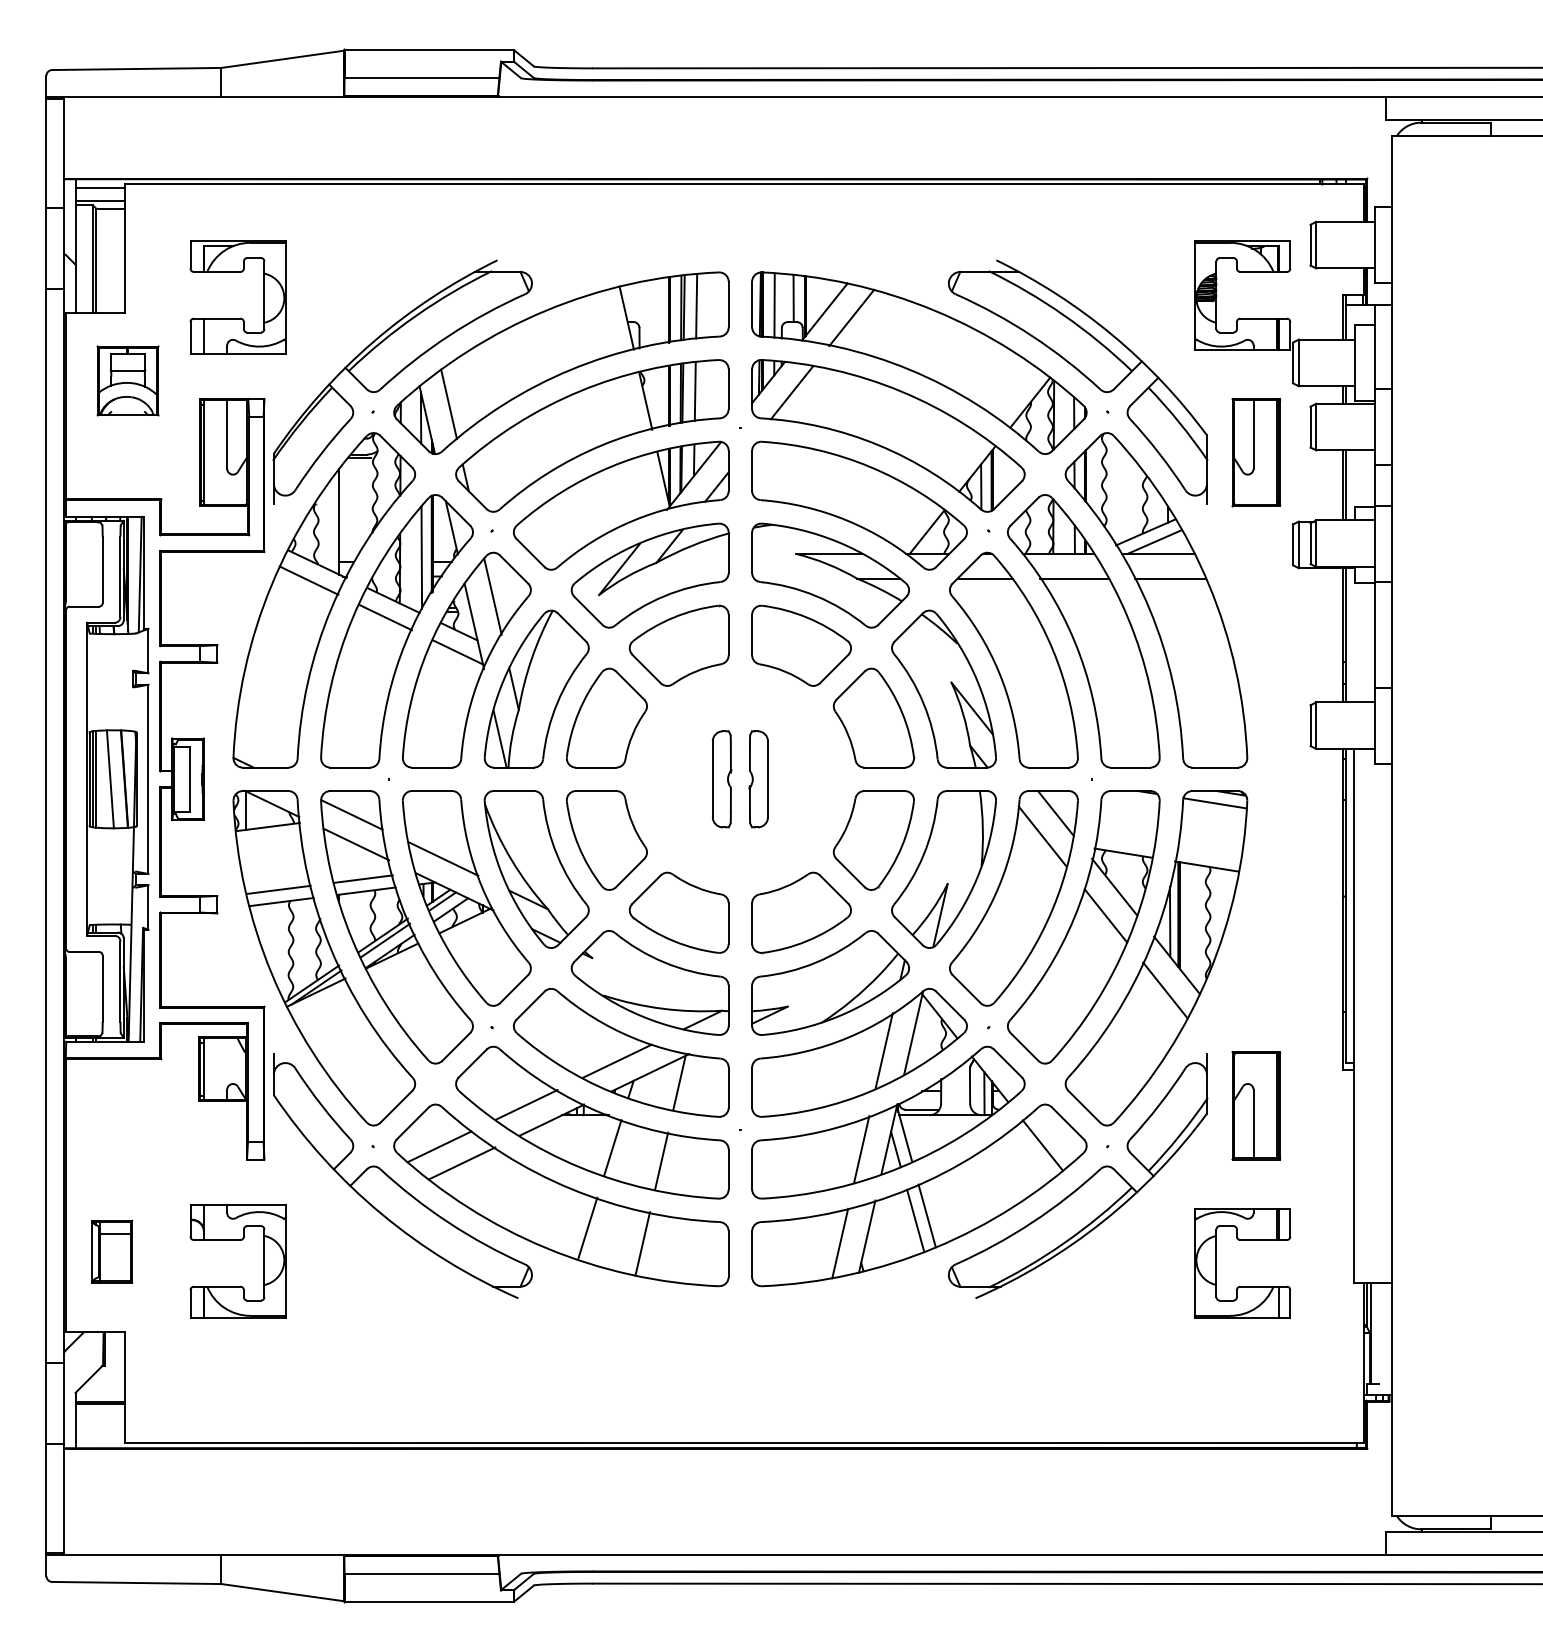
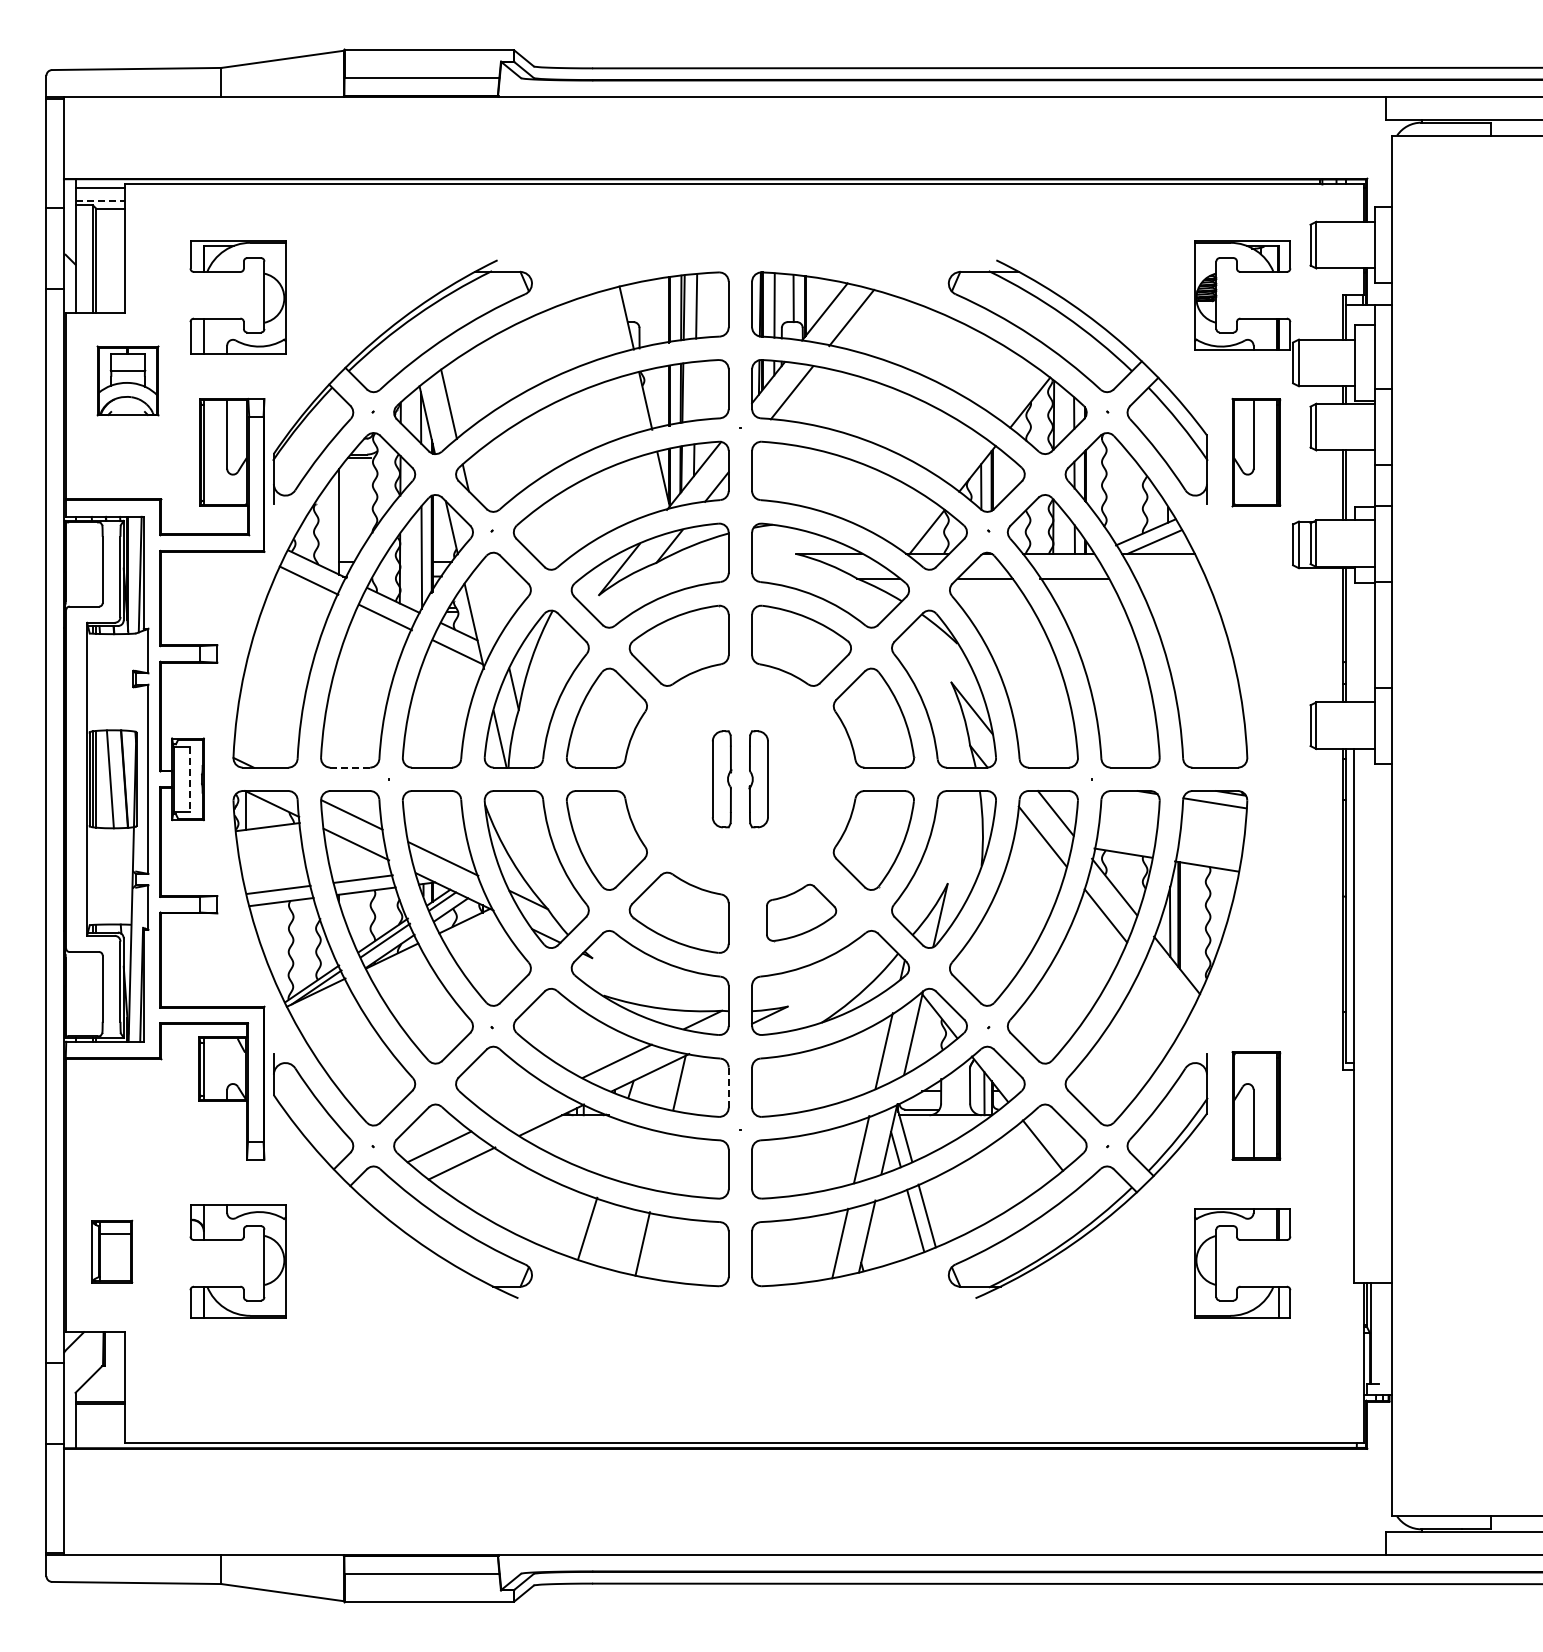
line: solid -> dashed (100, 200)
line: present -> none (694, 391)
line: present -> none (1170, 578)
line: present -> none (492, 596)
line: solid -> dashed (350, 767)
line: solid -> dashed (189, 779)
part size: 101x84 px -> 72x60 px (801, 912)
line: present -> none (1165, 990)
line: solid -> dashed (728, 1088)
line: present -> none (526, 1104)
line: present -> none (612, 1147)
line: present -> none (661, 1160)
